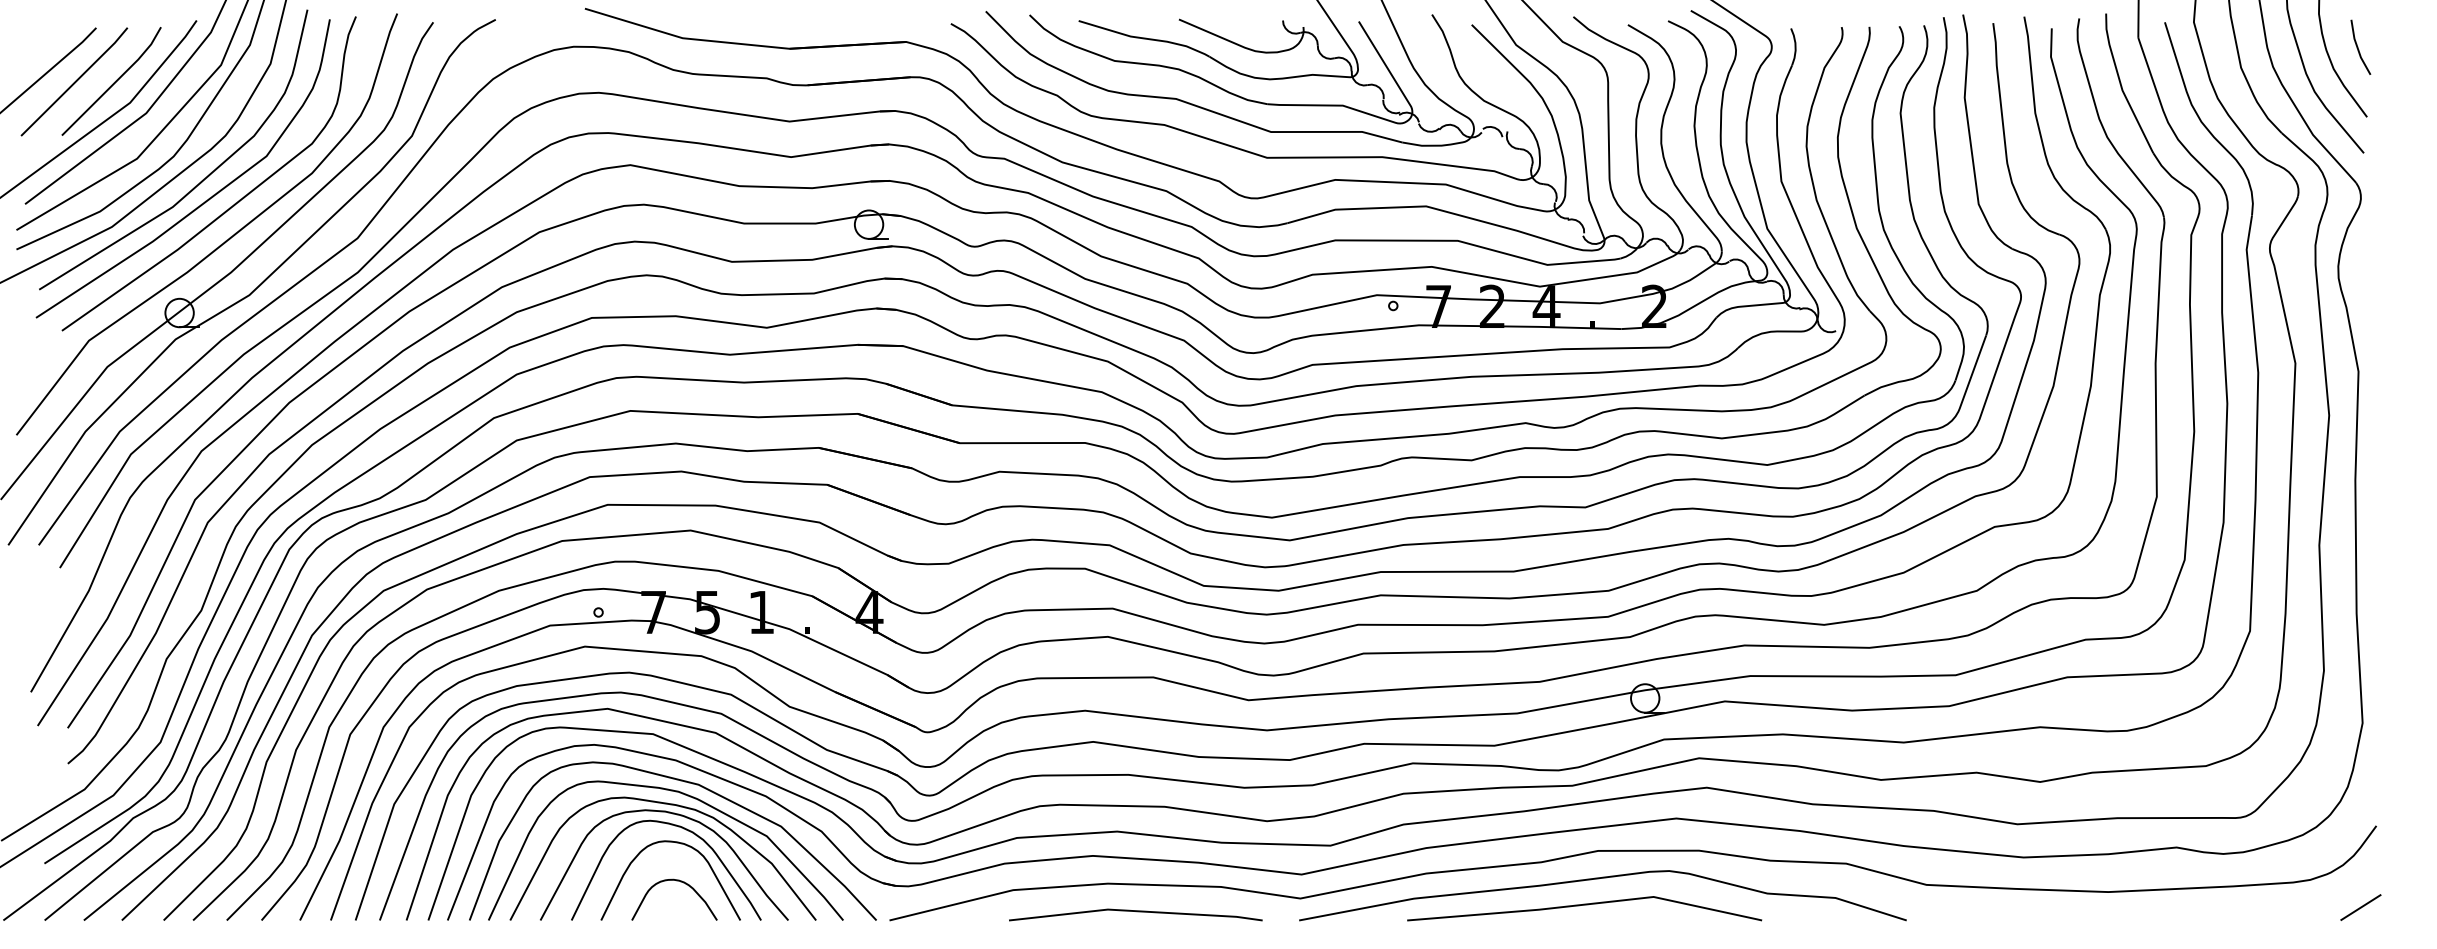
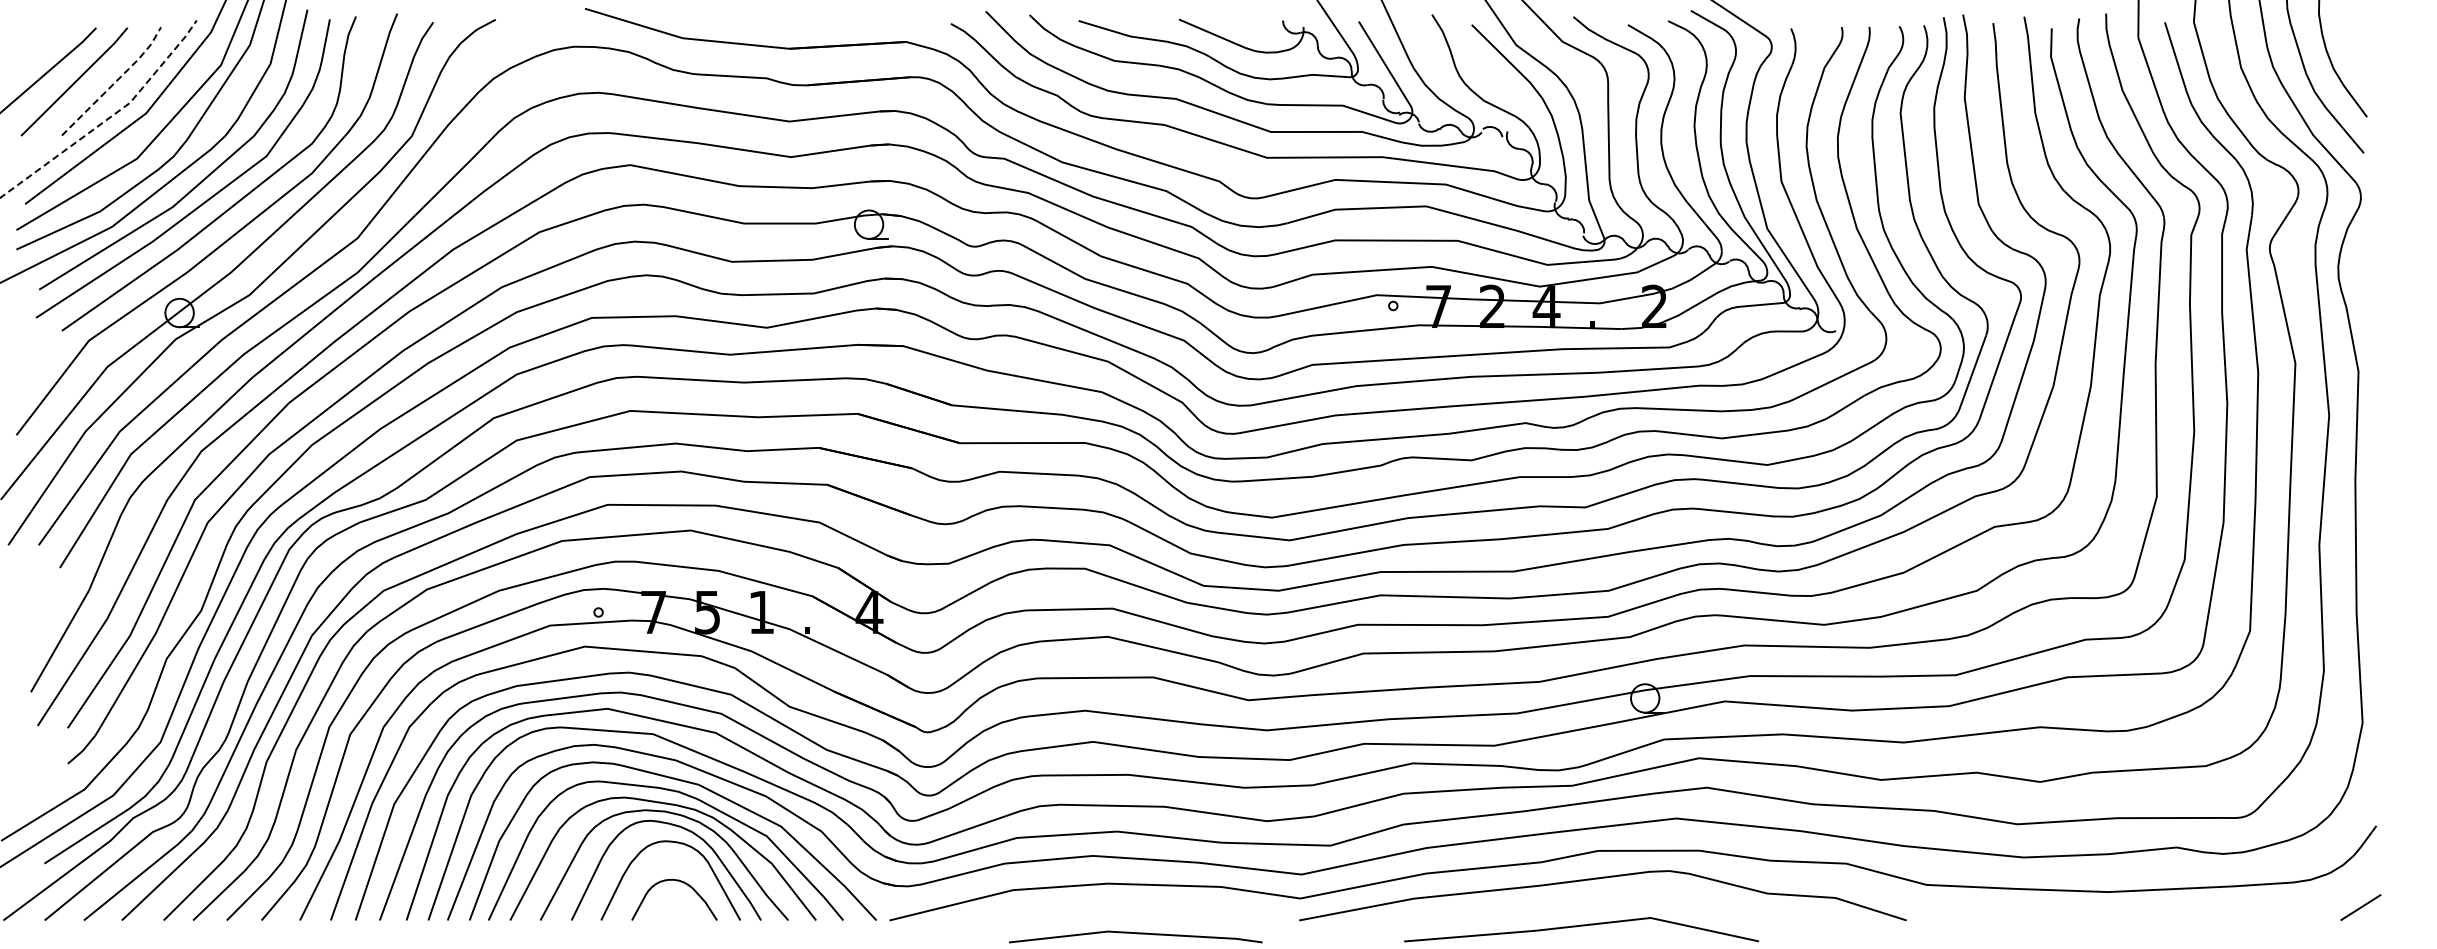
line: present -> none (2358, 46)
line: solid -> dashed (115, 82)
line: solid -> dashed (109, 118)
line position: (1584, 905) -> (1581, 926) (1581, 926)
line position: (1136, 912) -> (1136, 934) (1136, 934)
